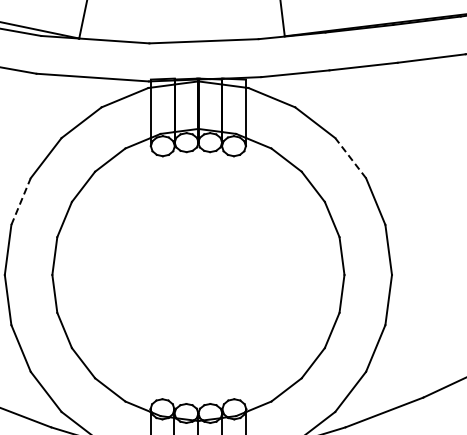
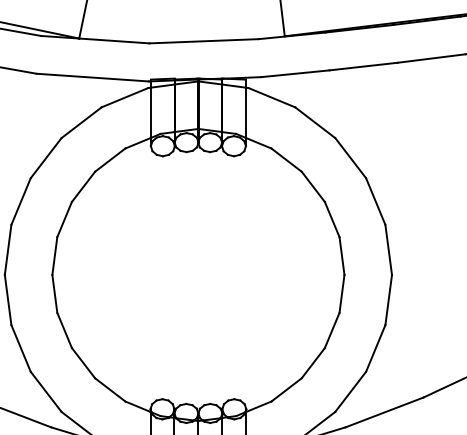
line: dashed -> solid (350, 157)
line: dashed -> solid (21, 201)
